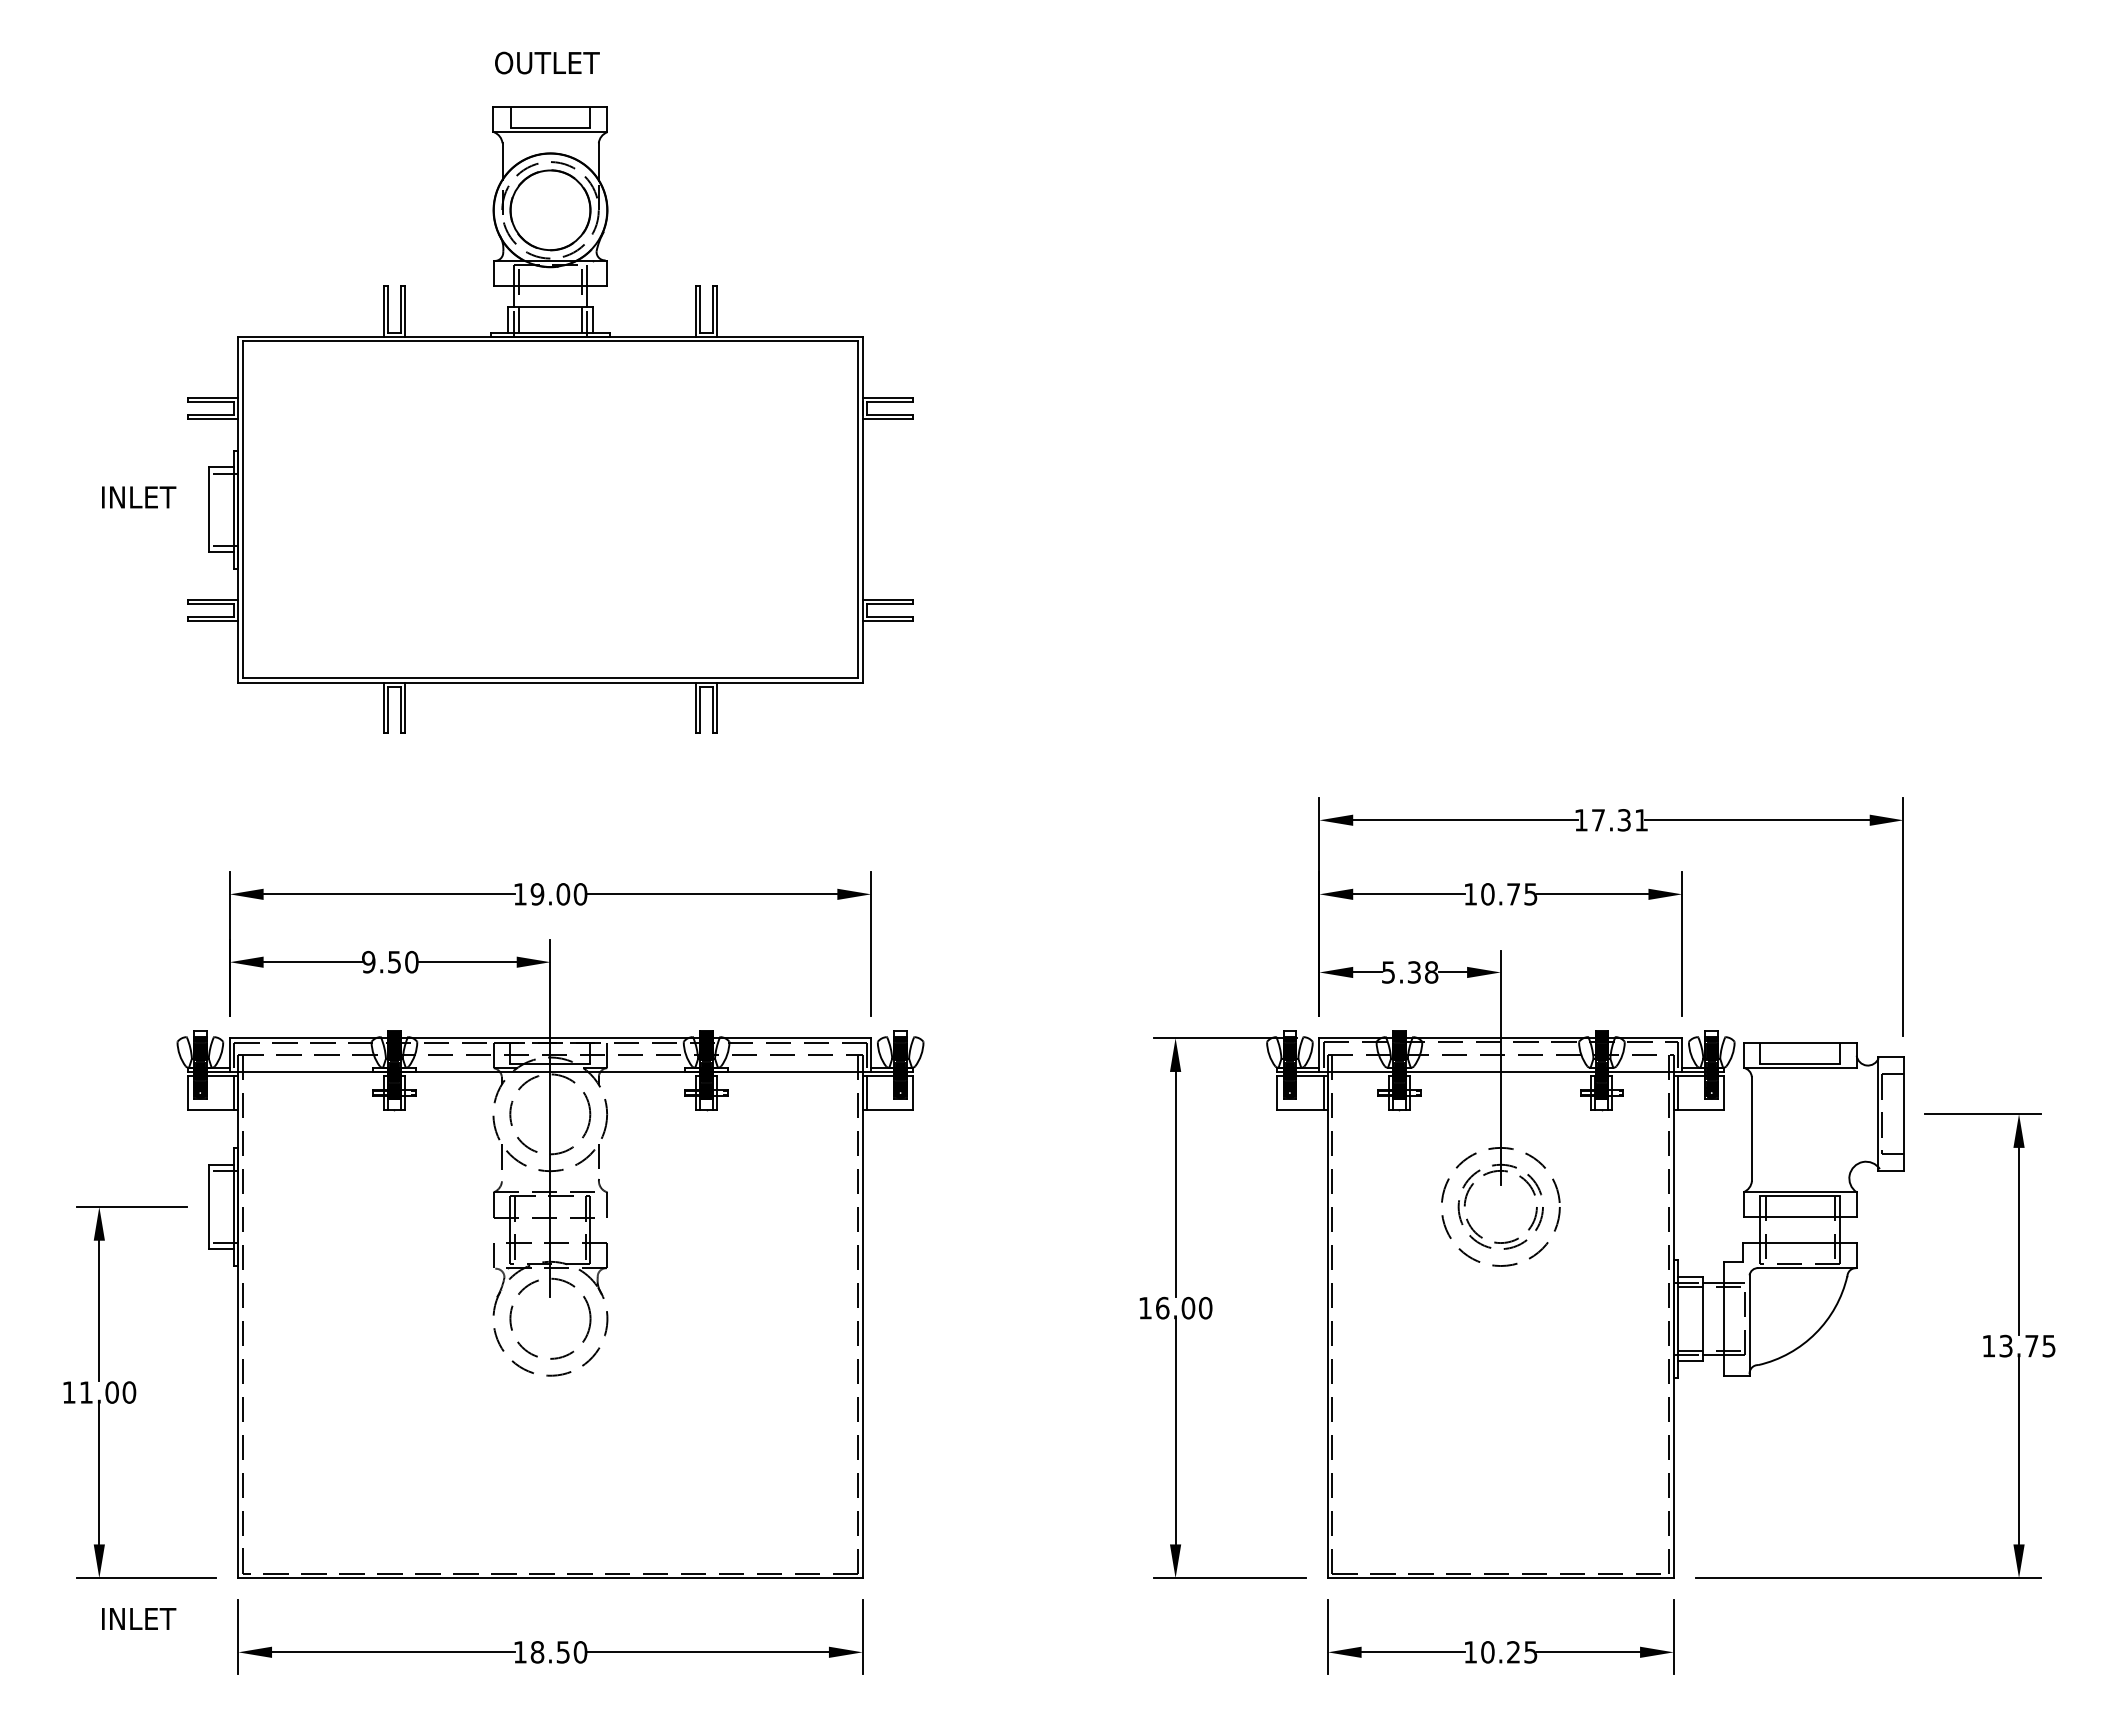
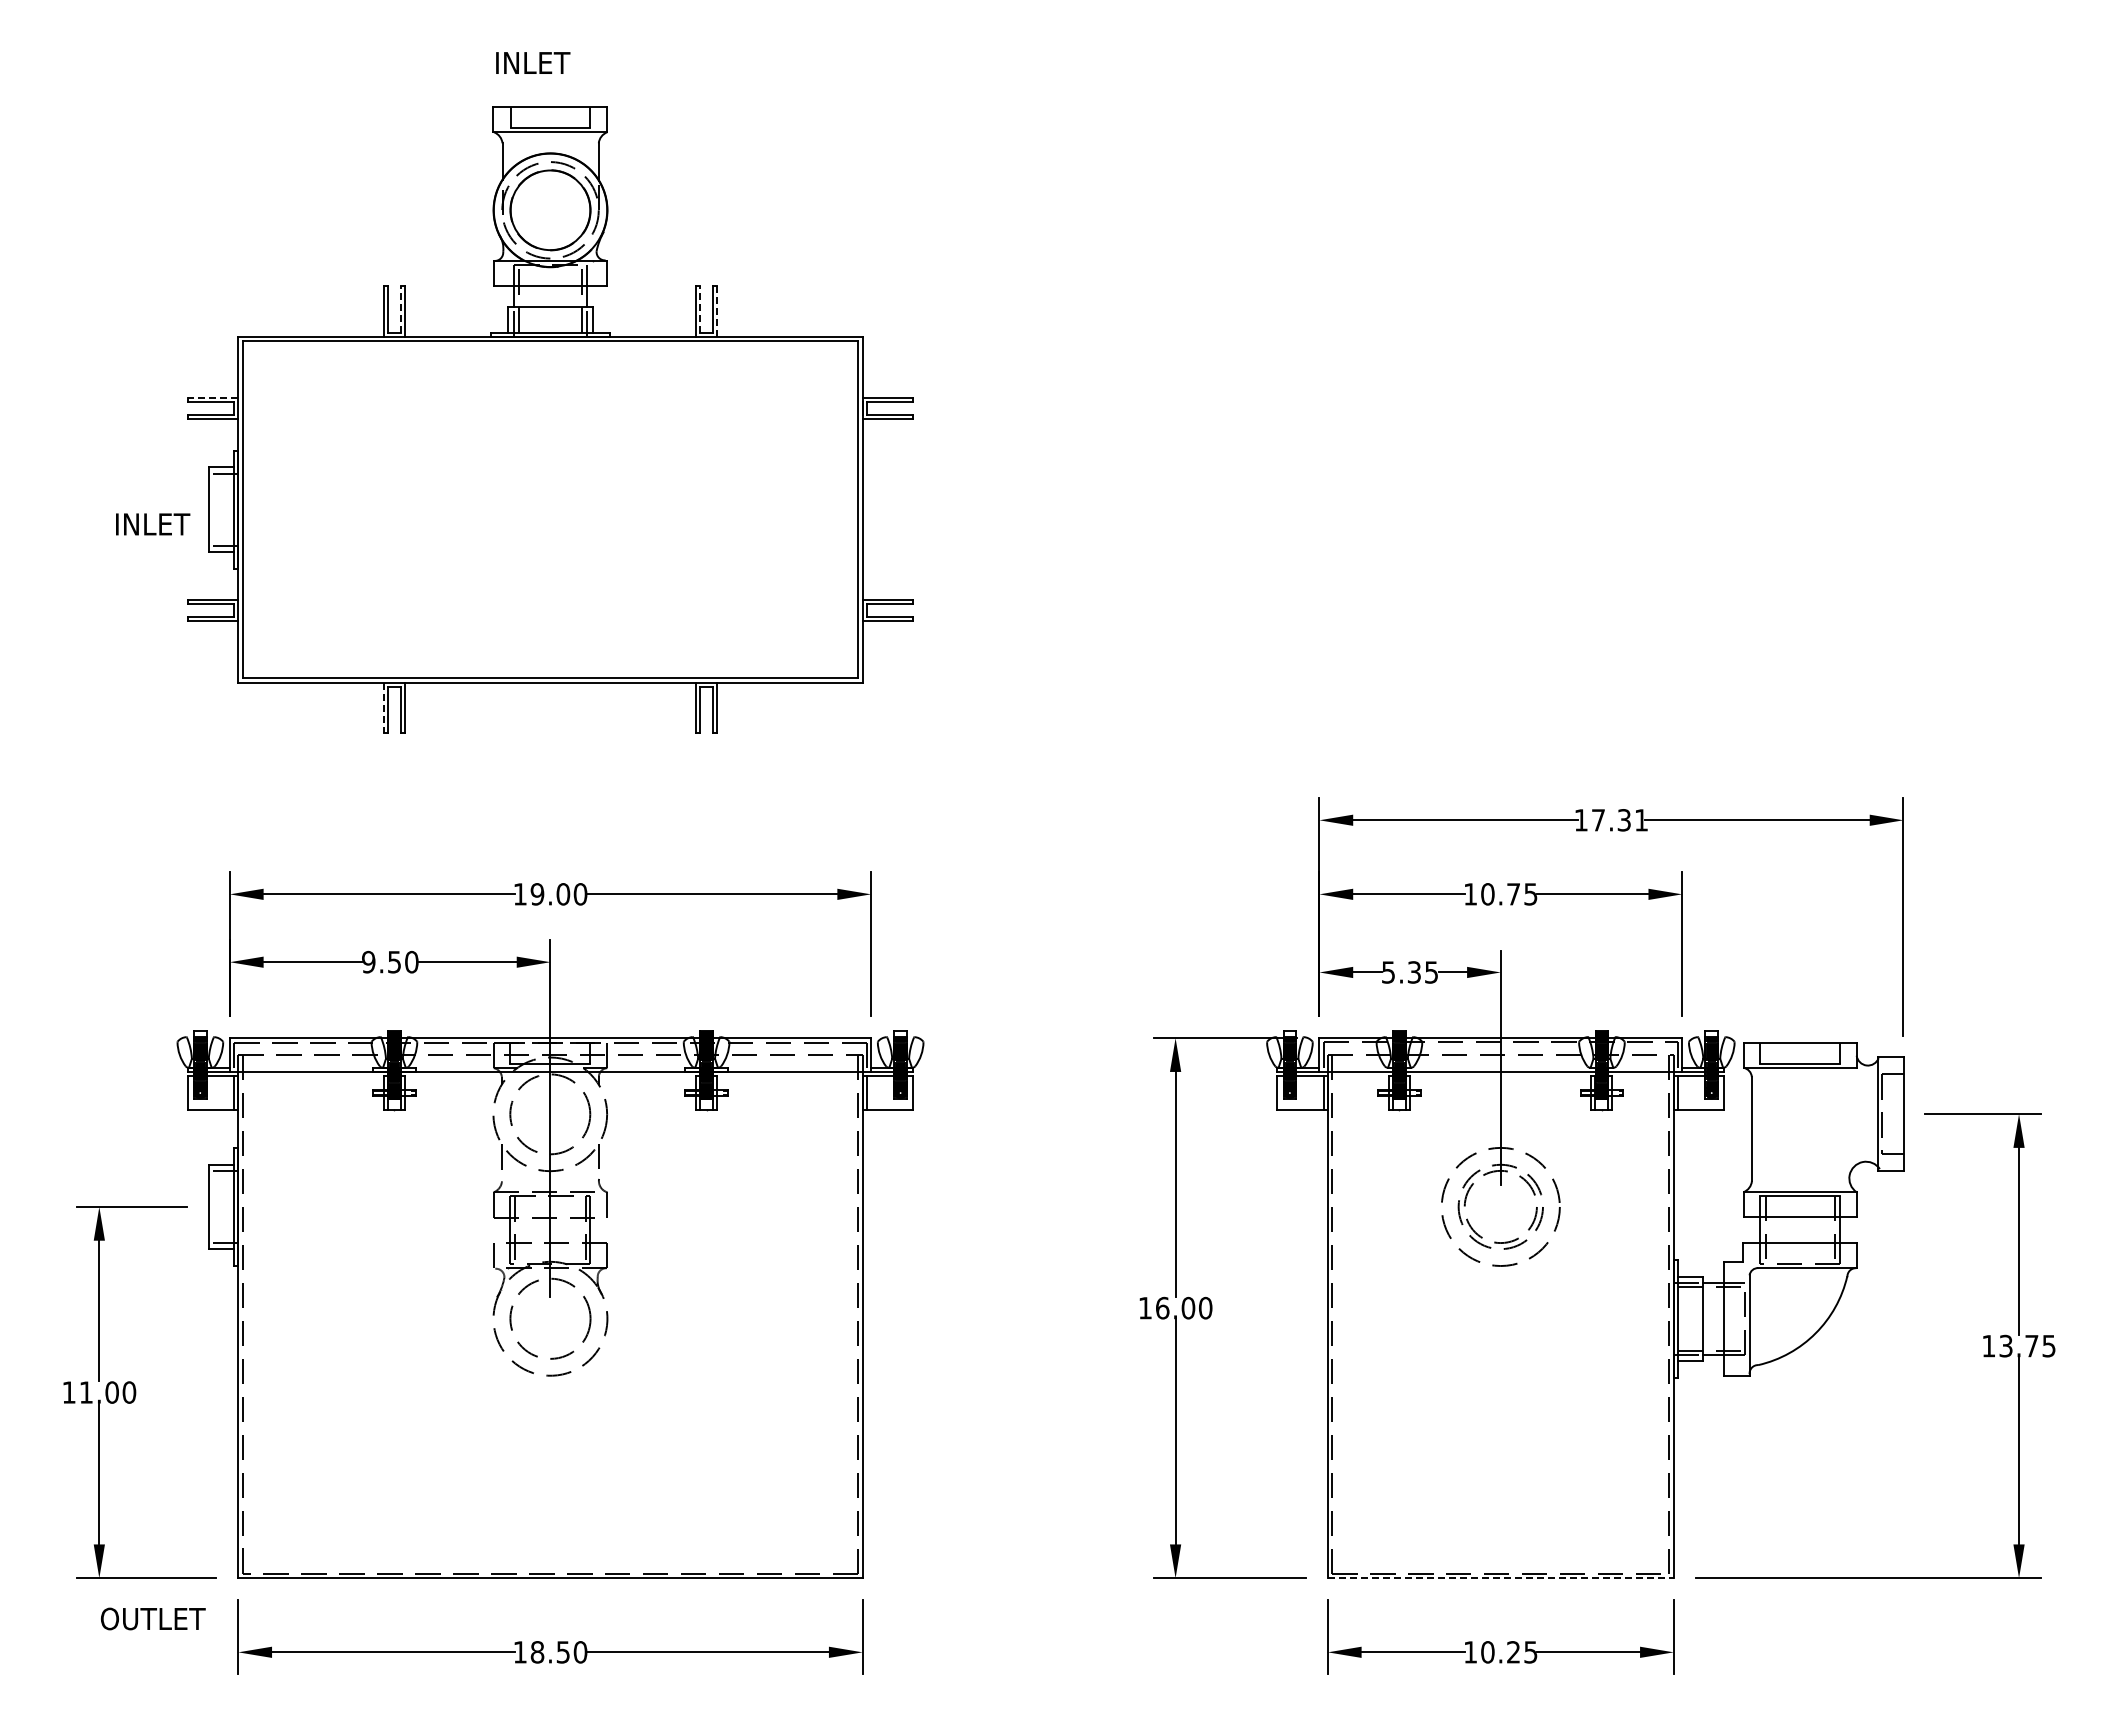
text: OUTLET -> INLET (547, 62)
line: solid -> dashed (400, 308)
line: solid -> dashed (700, 308)
line: solid -> dashed (717, 310)
line: solid -> dashed (212, 397)
text position: (139, 497) -> (153, 524) (153, 524)
line: solid -> dashed (383, 708)
text: 5.38 -> 5.35 (1431, 972)
line: solid -> dashed (1500, 1578)
text: INLET -> OUTLET (152, 1618)
